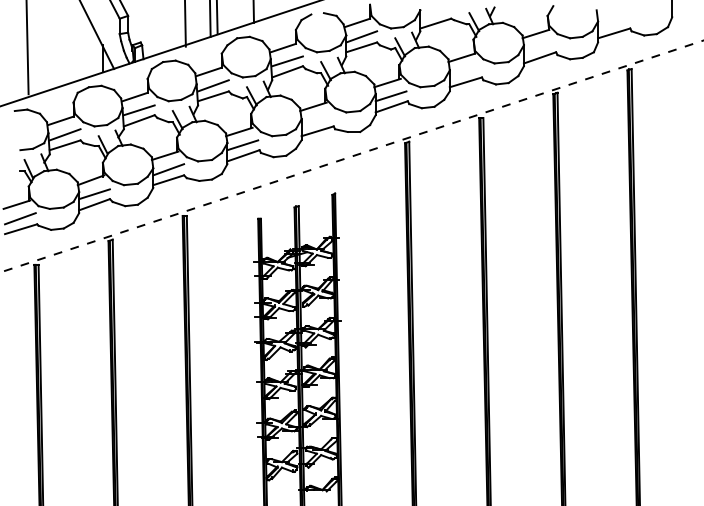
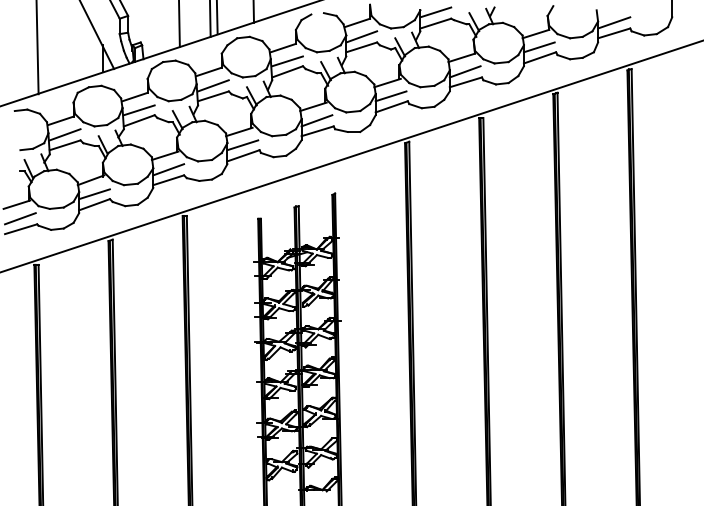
line: none -> present (435, 12)
line: none -> present (614, 22)
line position: (185, 24) -> (179, 24) (179, 24)
line: none -> present (538, 47)
line position: (27, 48) -> (37, 48) (37, 48)
line: none -> present (464, 71)
line: none -> present (316, 120)
line: dashed -> solid (351, 156)
